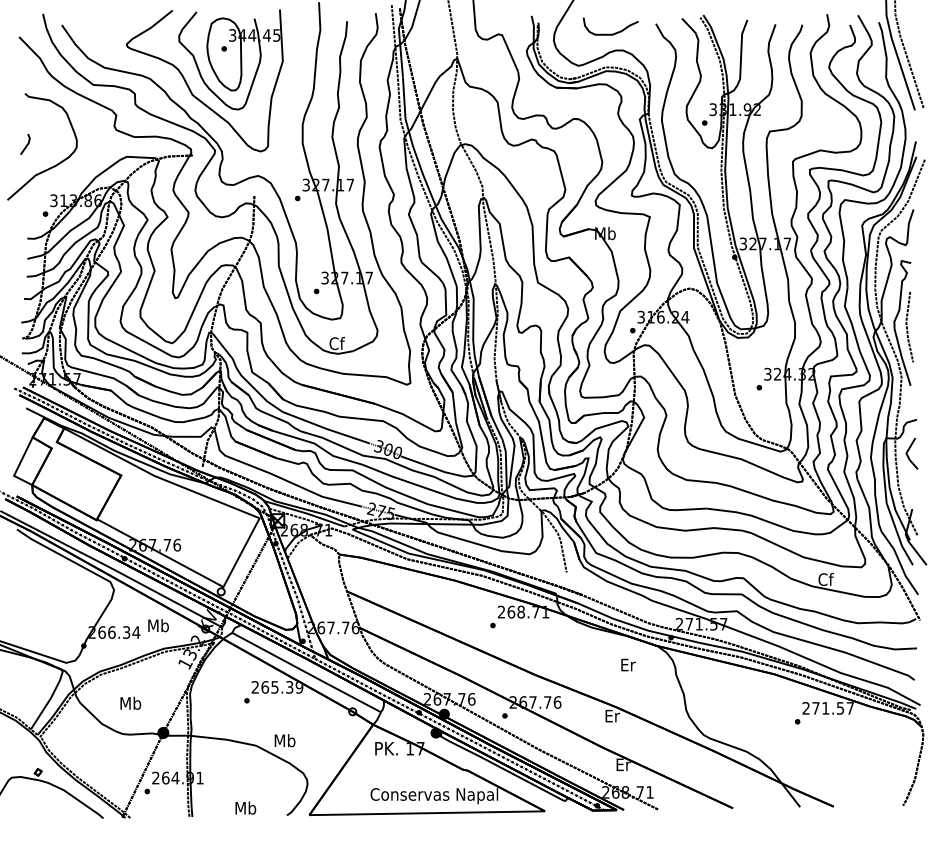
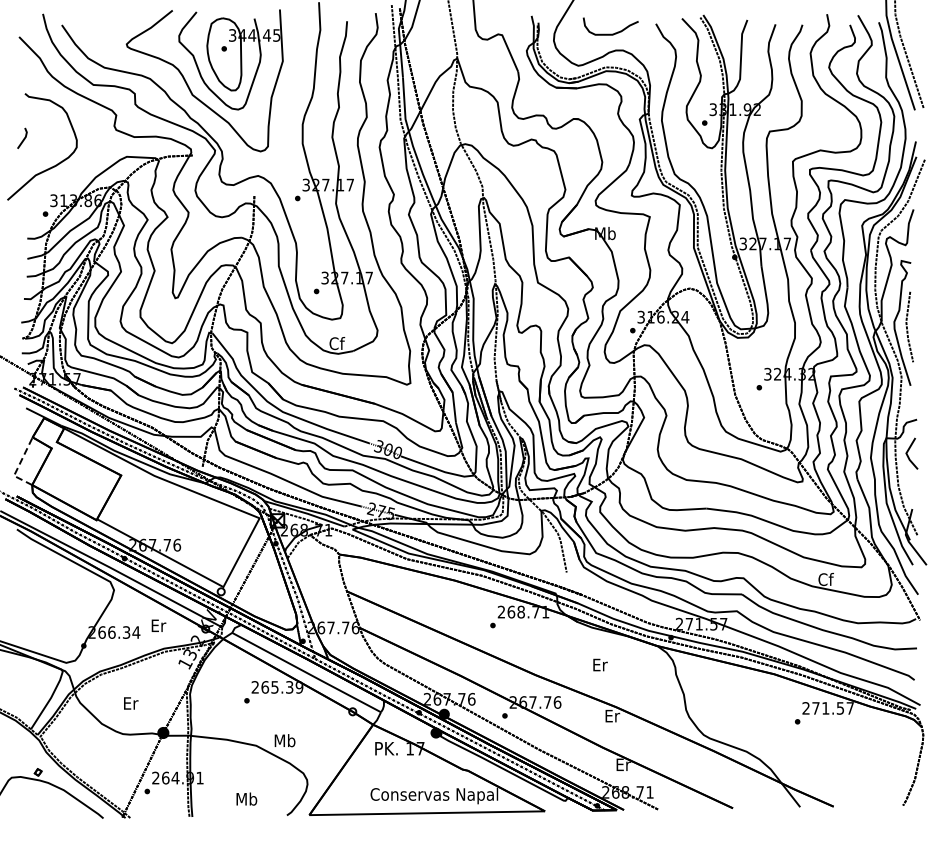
line position: (26, 144) -> (23, 138) (23, 138)
line: solid -> dashed (18, 466)
text: Mb -> Er (158, 625)
text position: (628, 664) -> (600, 664) (600, 664)
text: Mb -> Er (130, 702)
text position: (245, 807) -> (246, 798) (246, 798)
